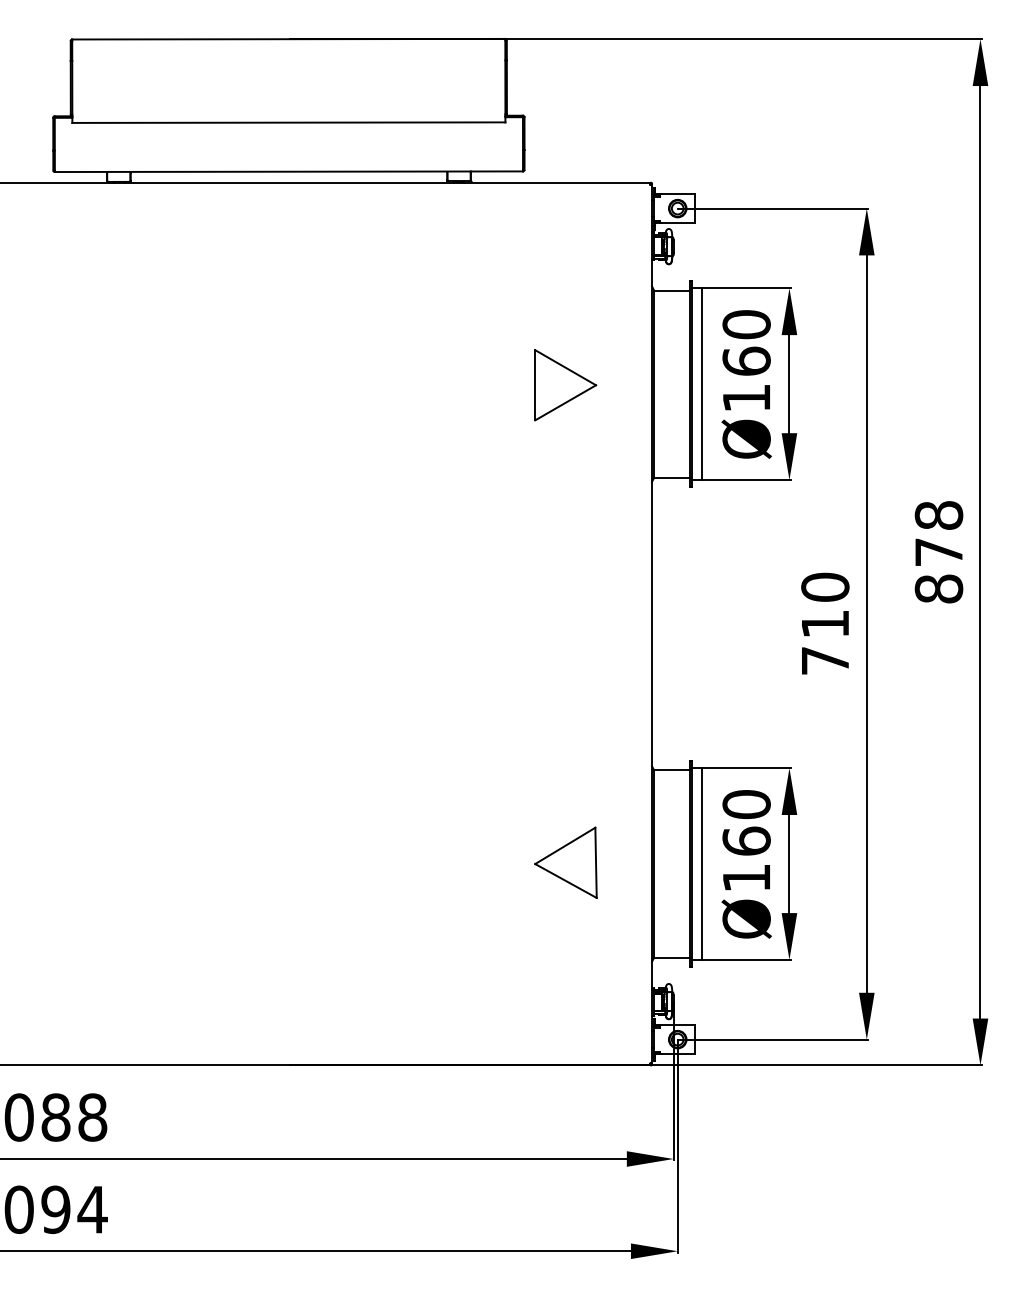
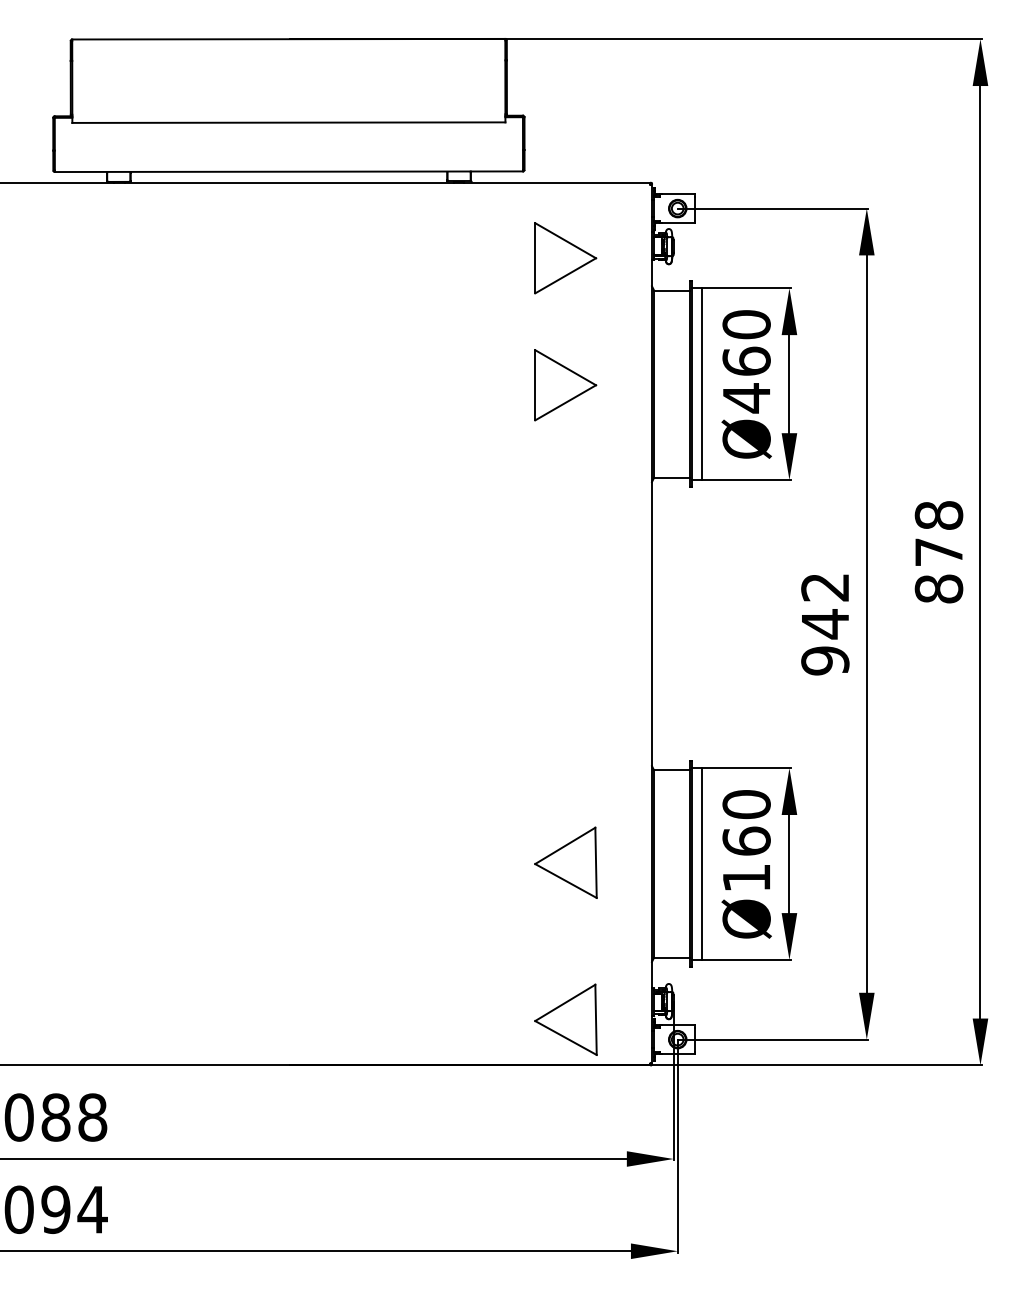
part: none -> present (565, 258)
text: Ø160 -> Ø460 (746, 398)
text: 710 -> 942 (825, 623)
part: none -> present (565, 1019)
